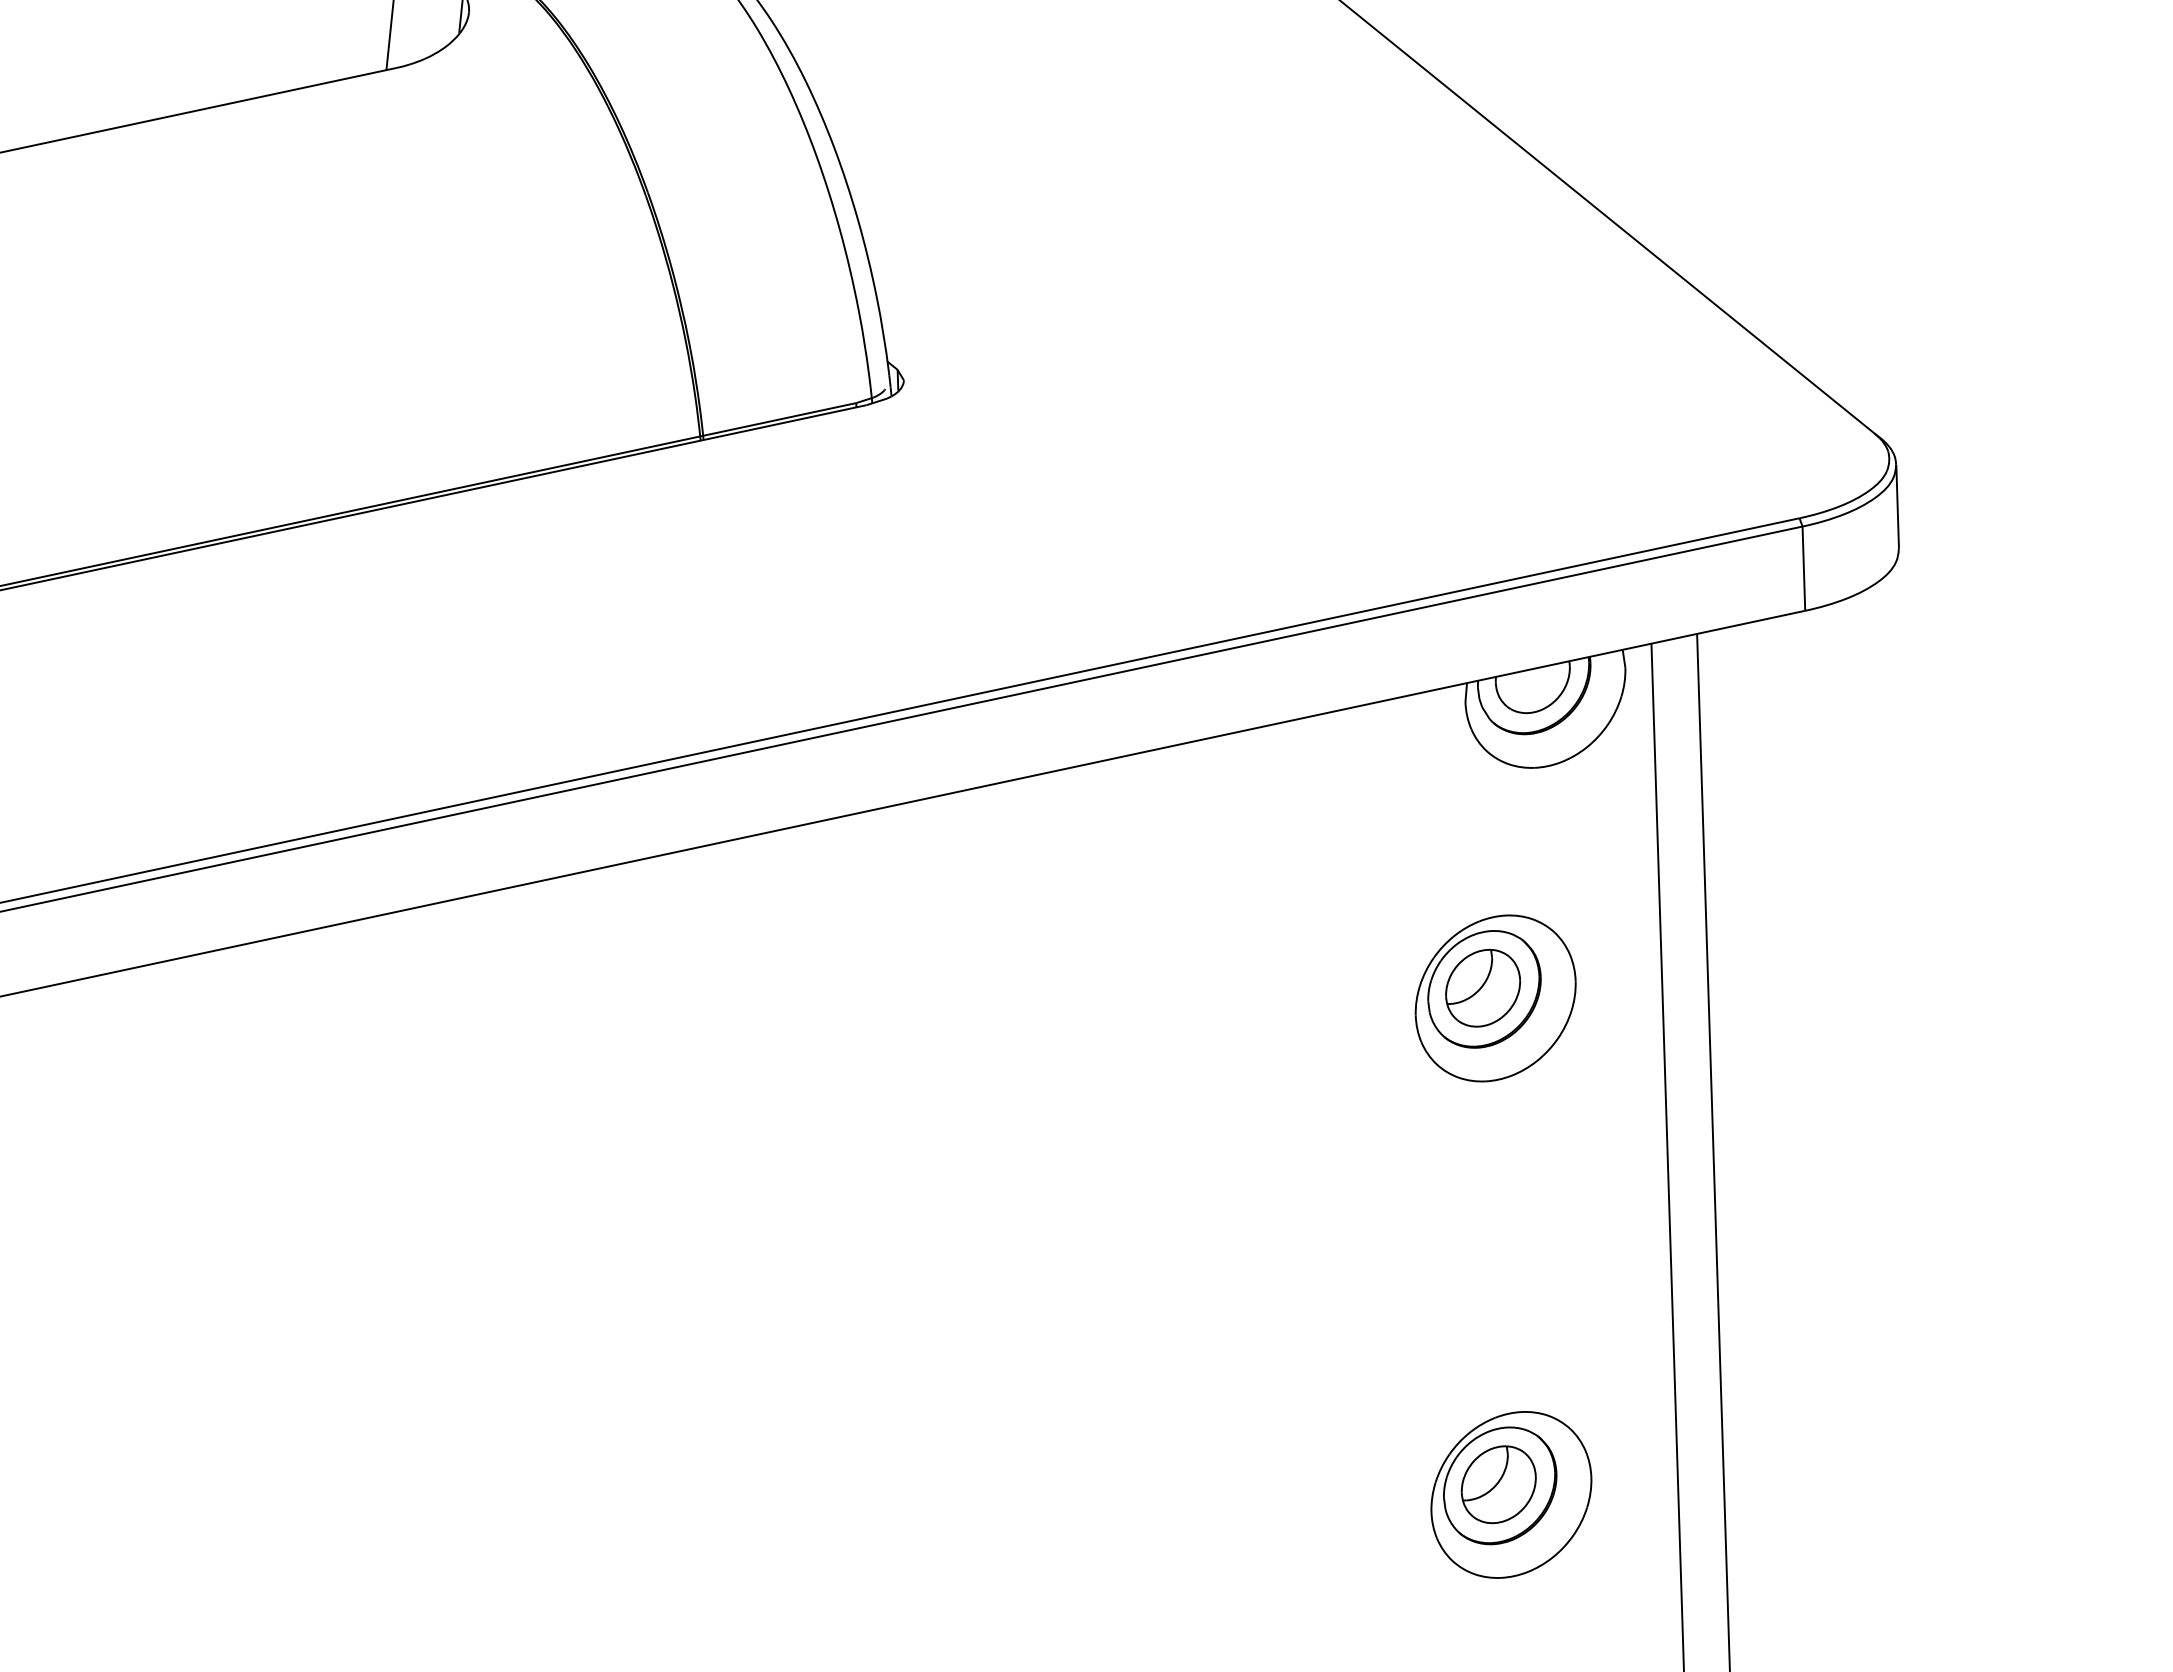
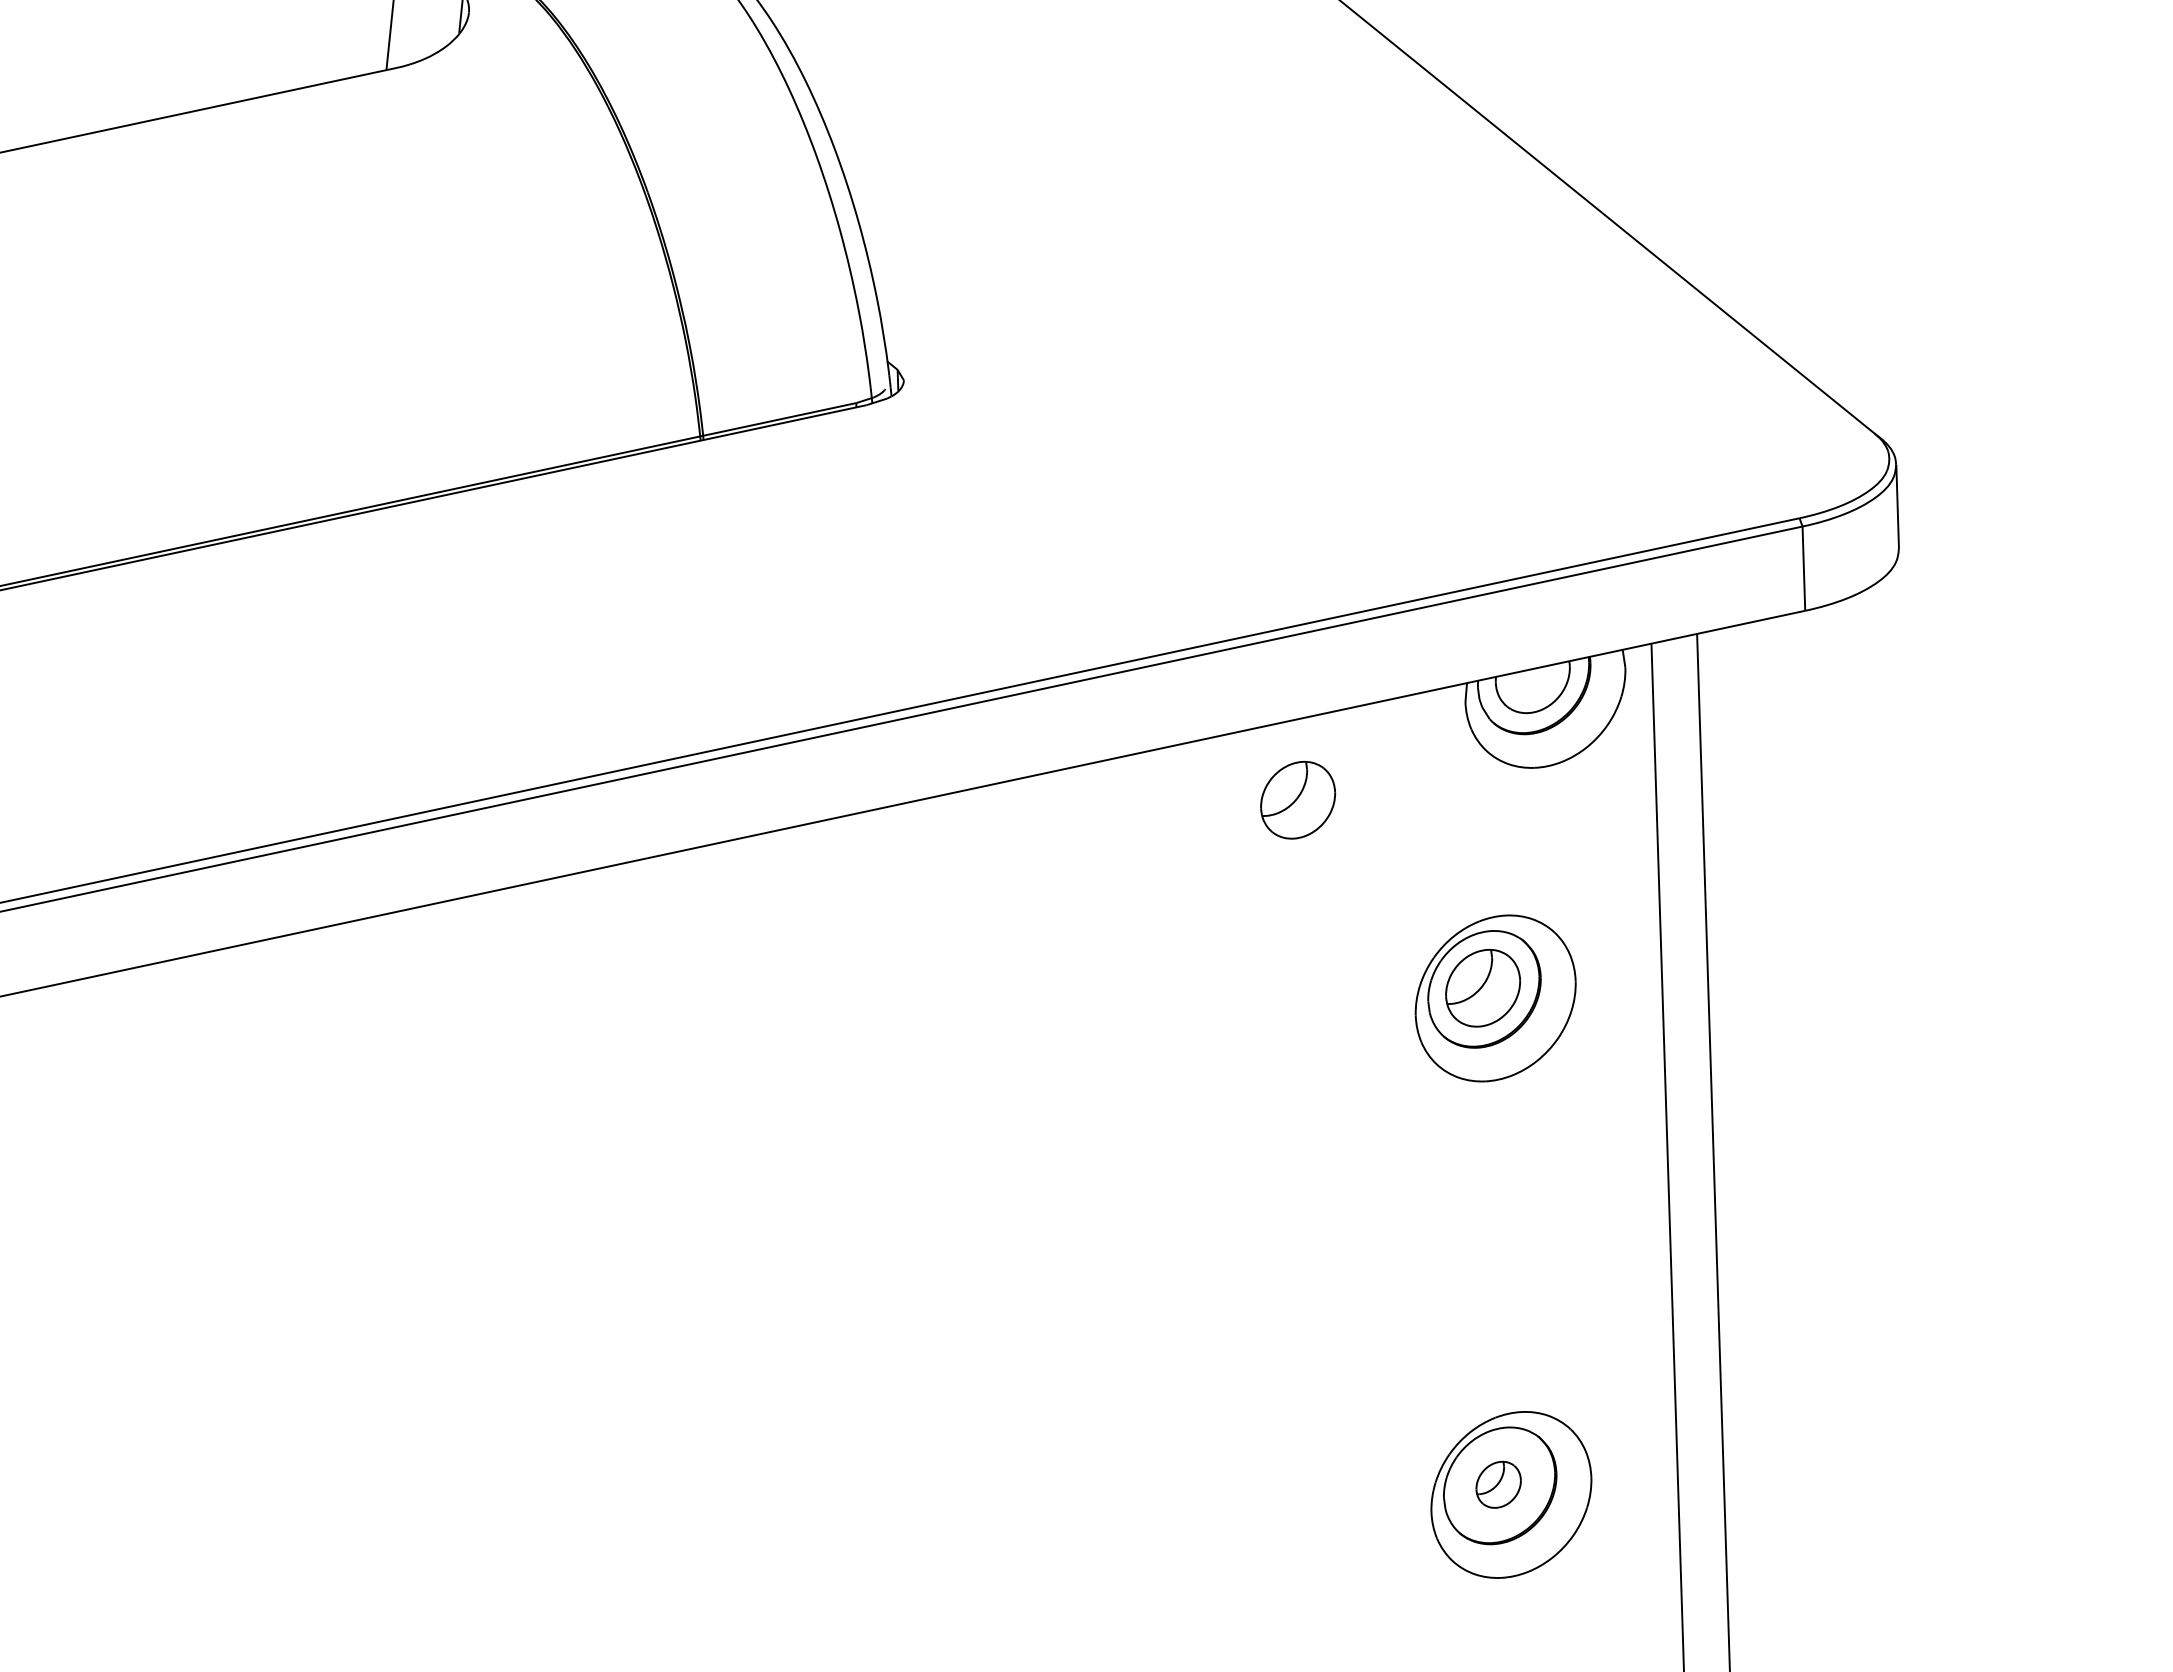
part: none -> present (1298, 799)
part size: 77x80 px -> 47x49 px (1498, 1484)
